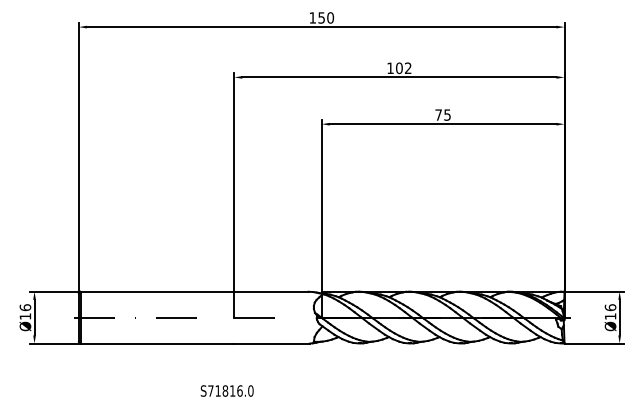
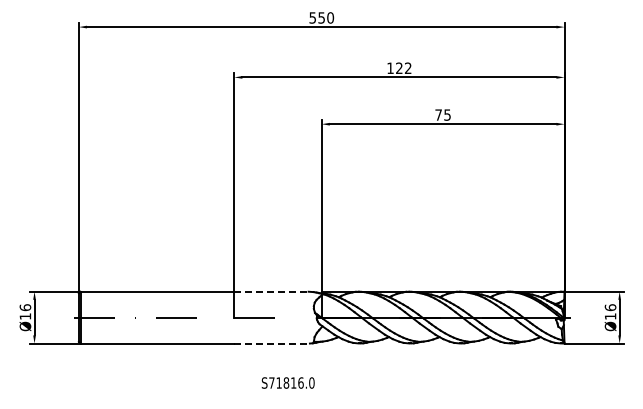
text: 150 -> 550 (312, 17)
text: 102 -> 122 (399, 68)
line: solid -> dashed (271, 291)
line: solid -> dashed (272, 343)
text position: (226, 390) -> (287, 382) (287, 382)
